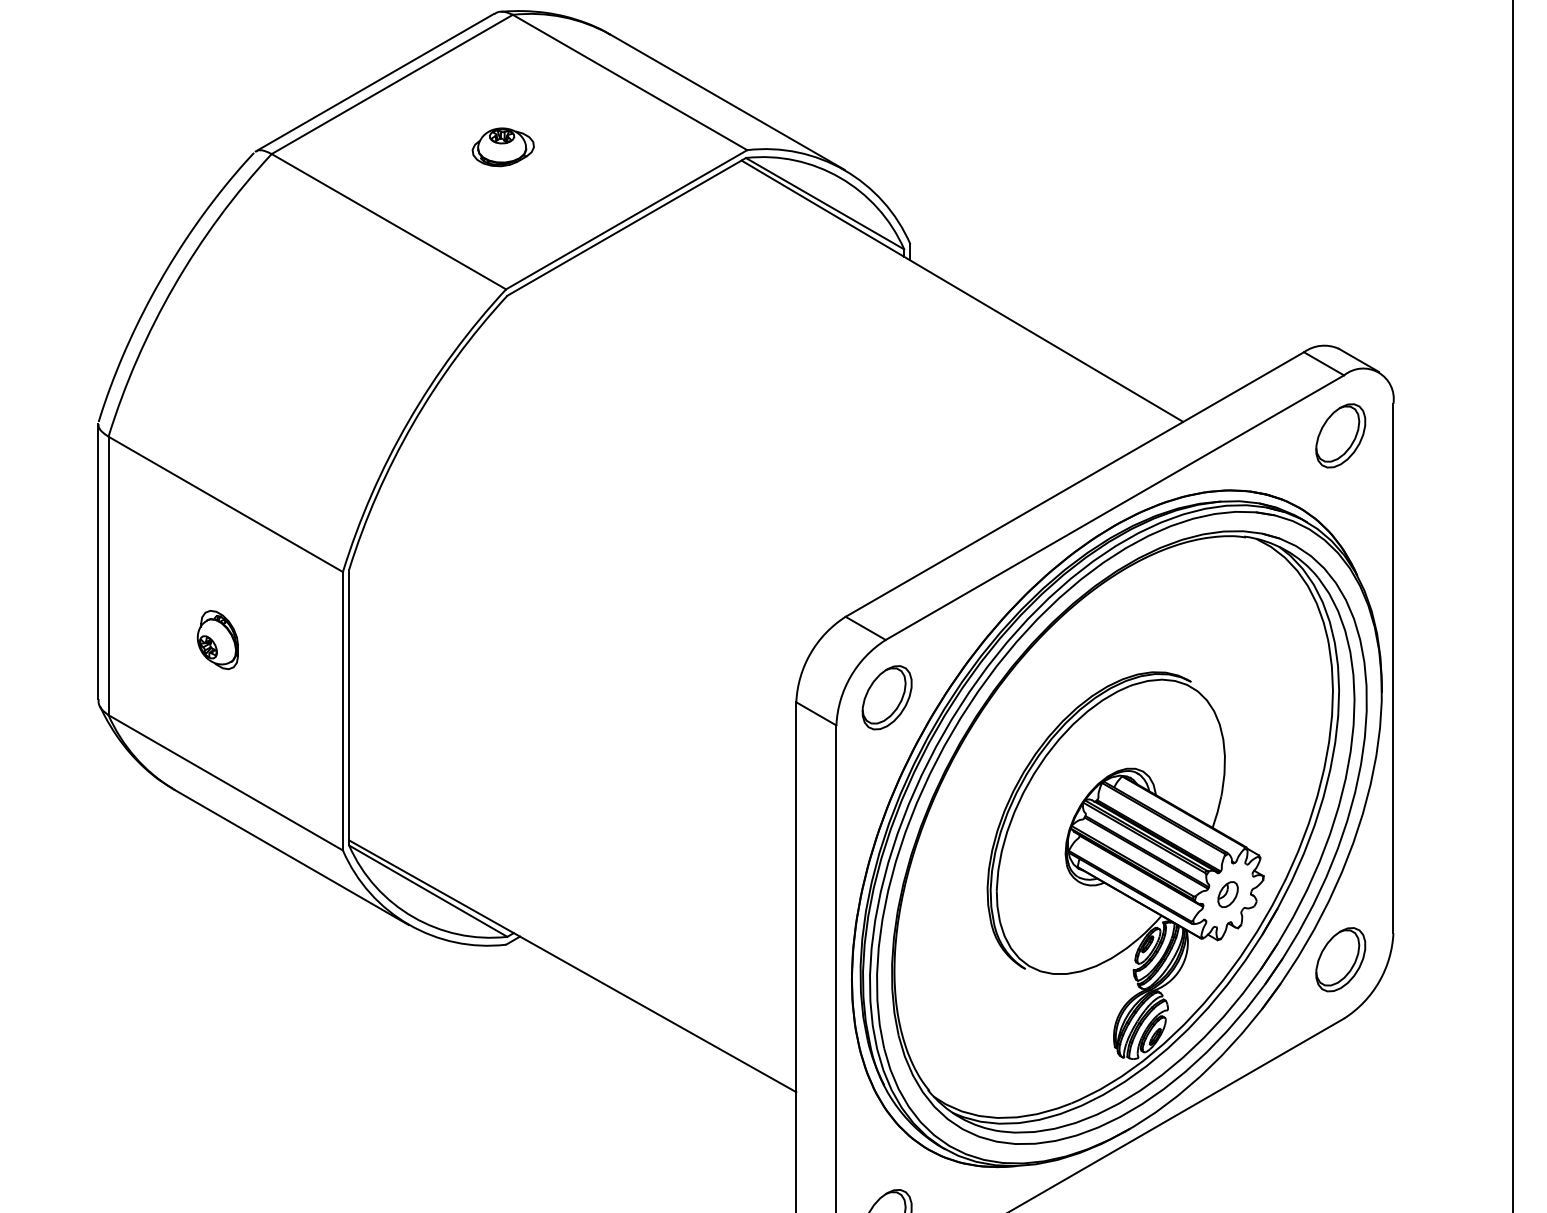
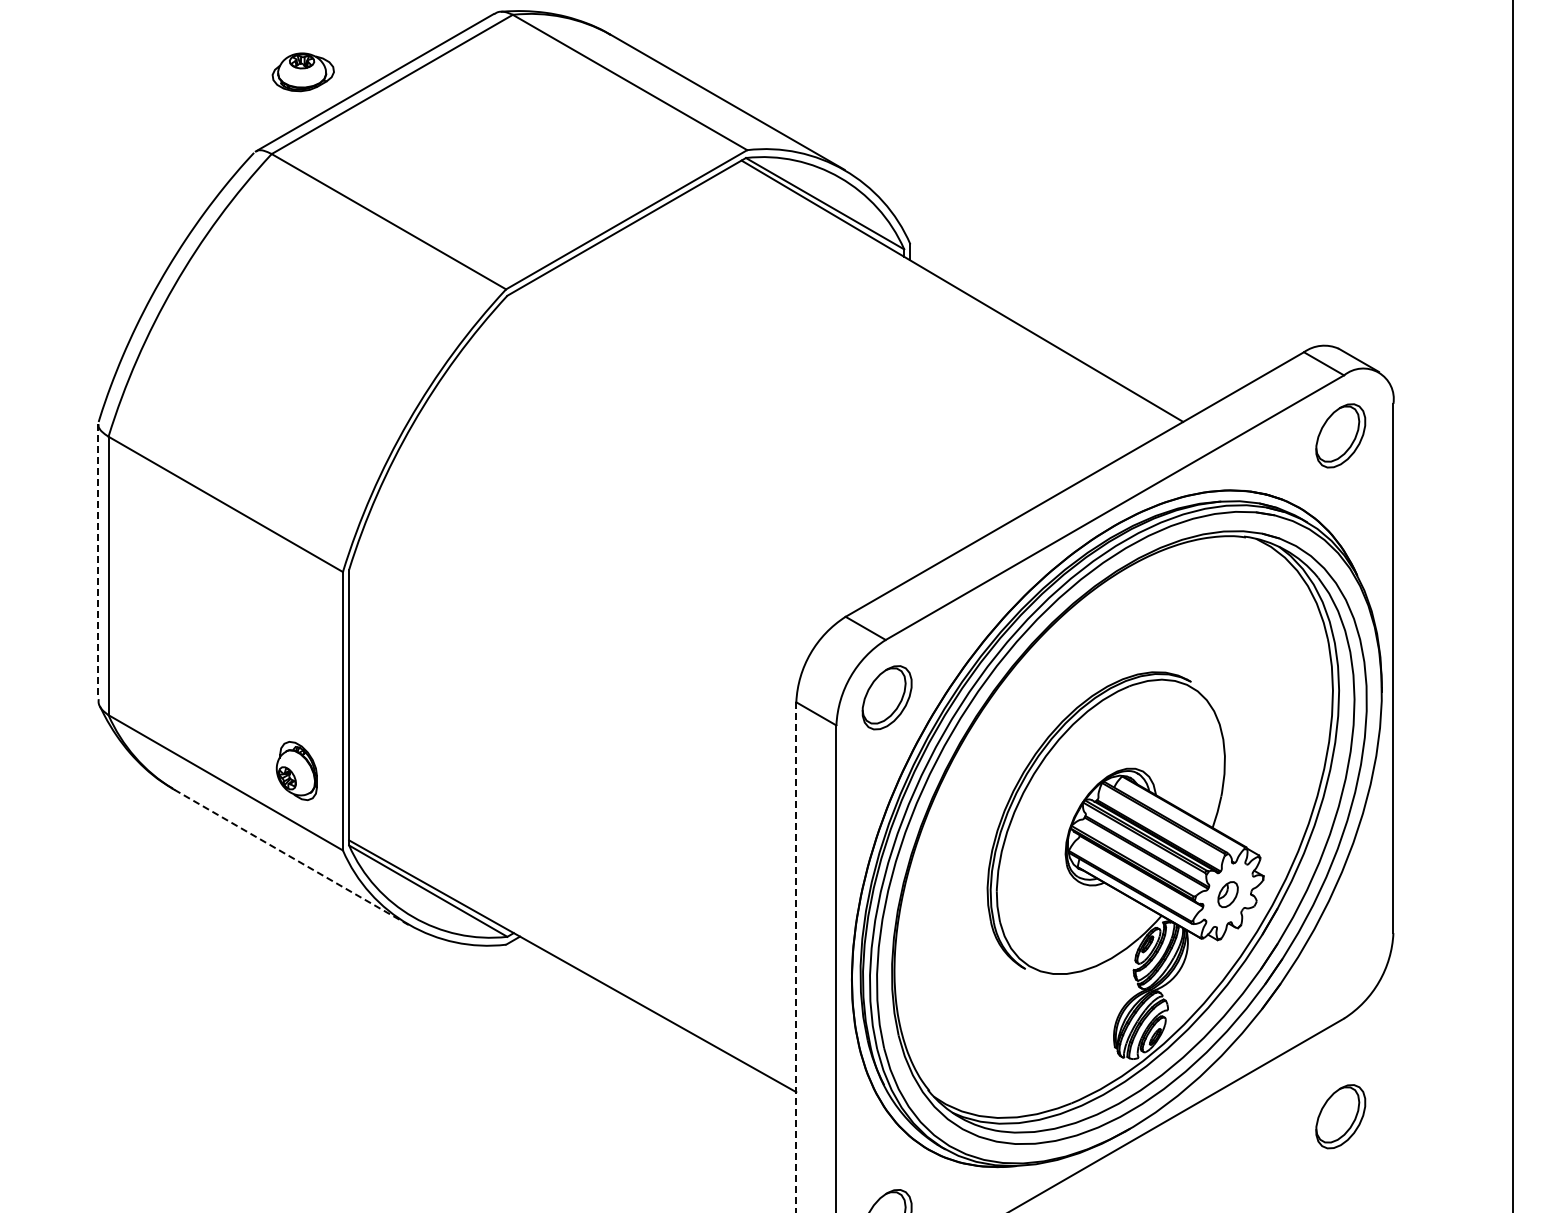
part position: (502, 147) -> (302, 72) (302, 72)
line: solid -> dashed (98, 562)
part position: (217, 640) -> (296, 771) (296, 771)
line: solid -> dashed (291, 857)
line: solid -> dashed (796, 957)
part position: (1340, 959) -> (1340, 1116) (1340, 1116)
